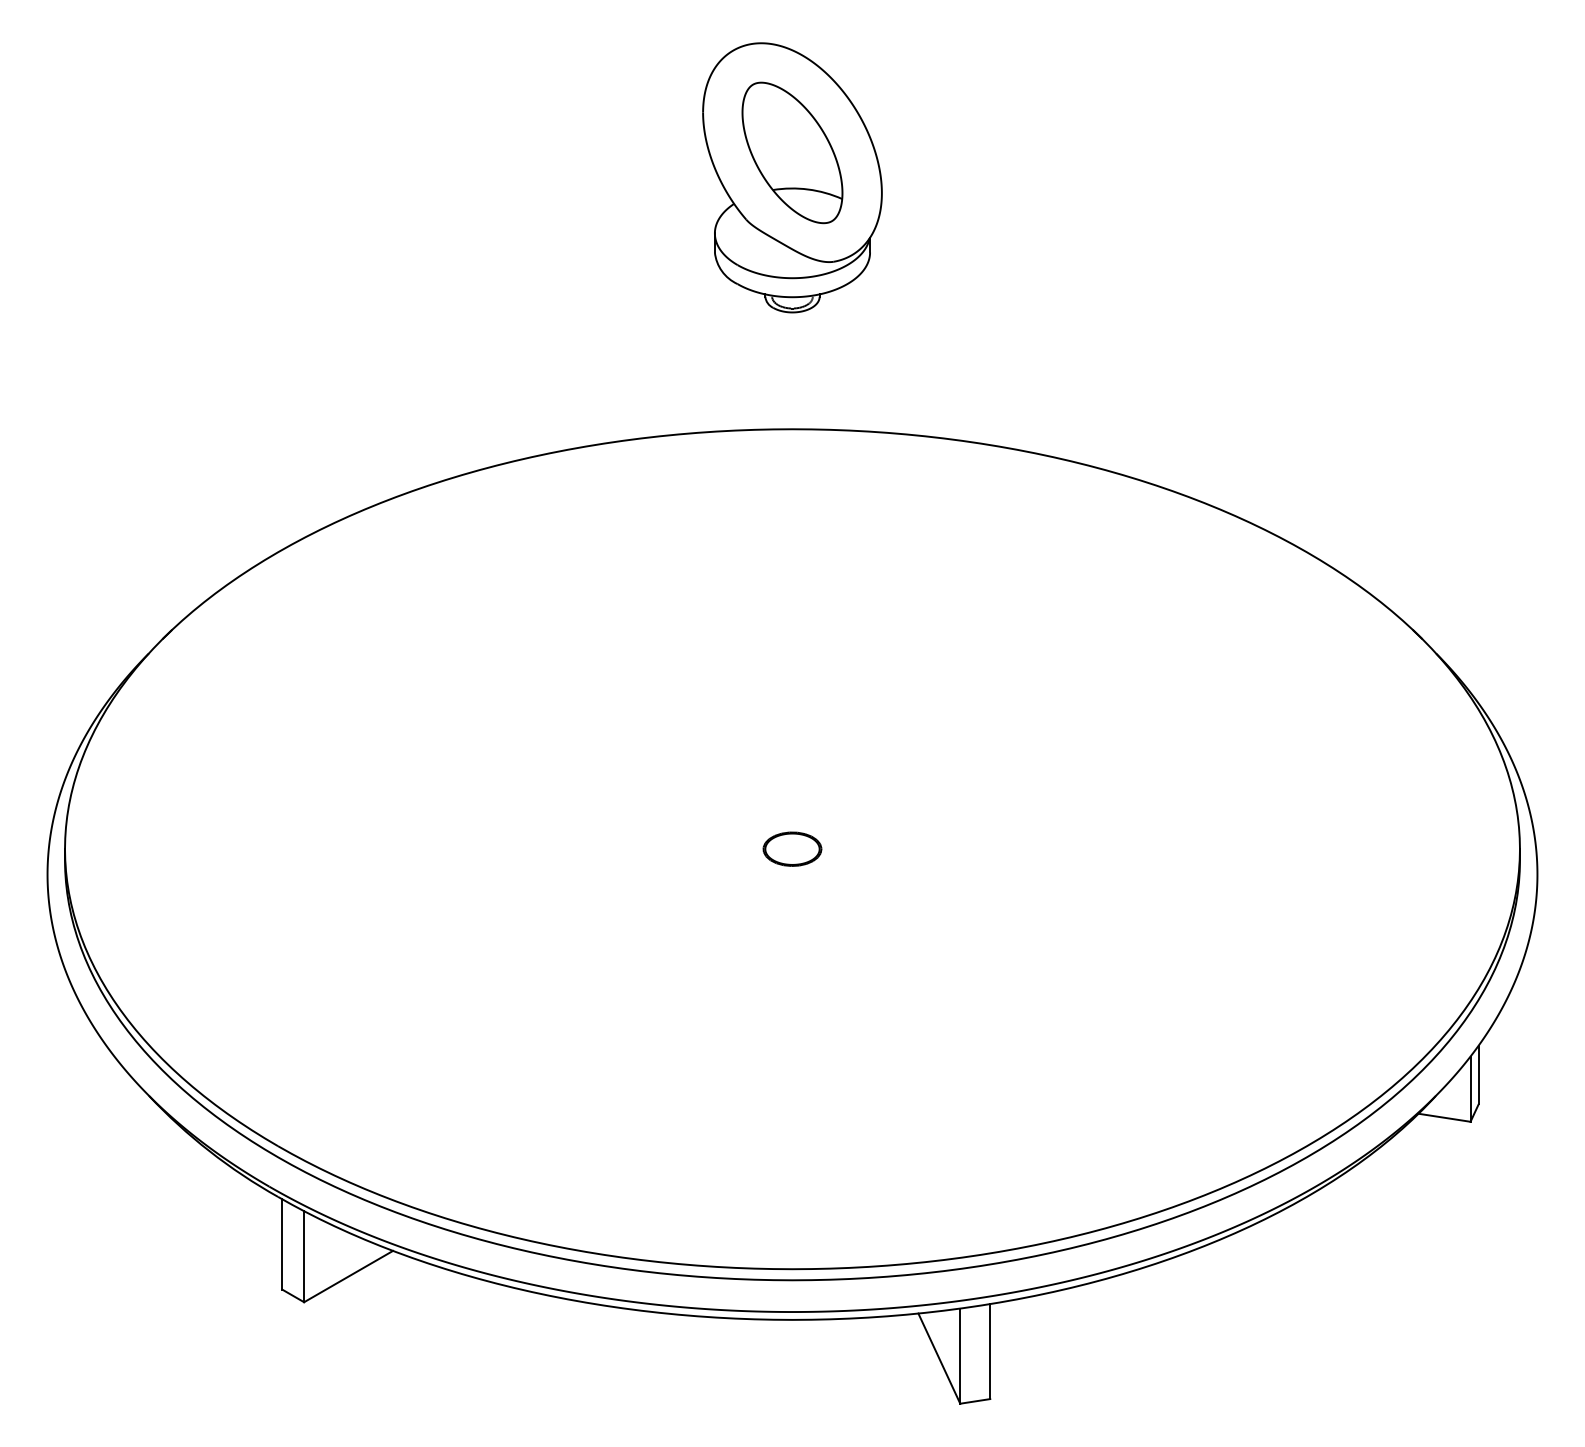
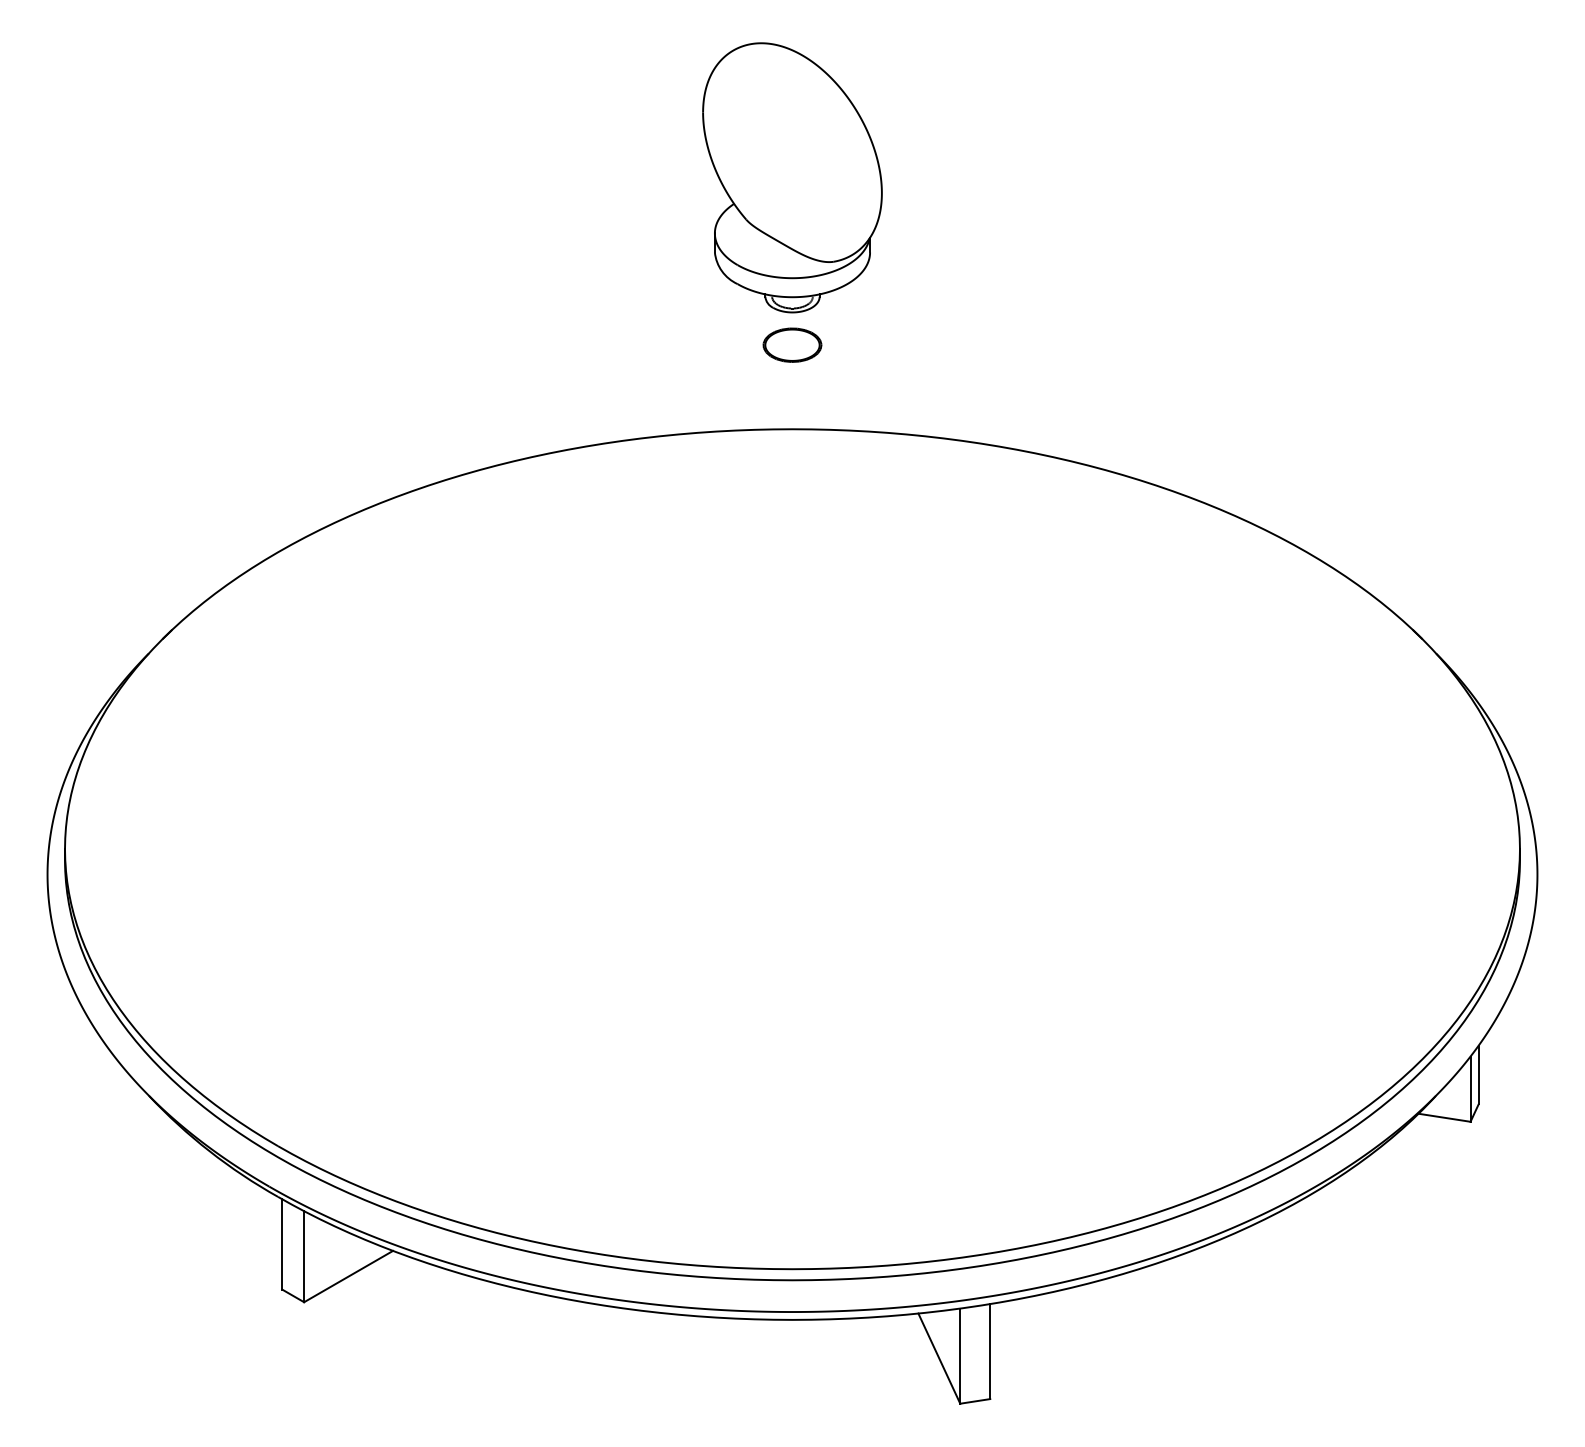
part: present -> none (792, 152)
part position: (792, 848) -> (792, 344) (792, 344)
